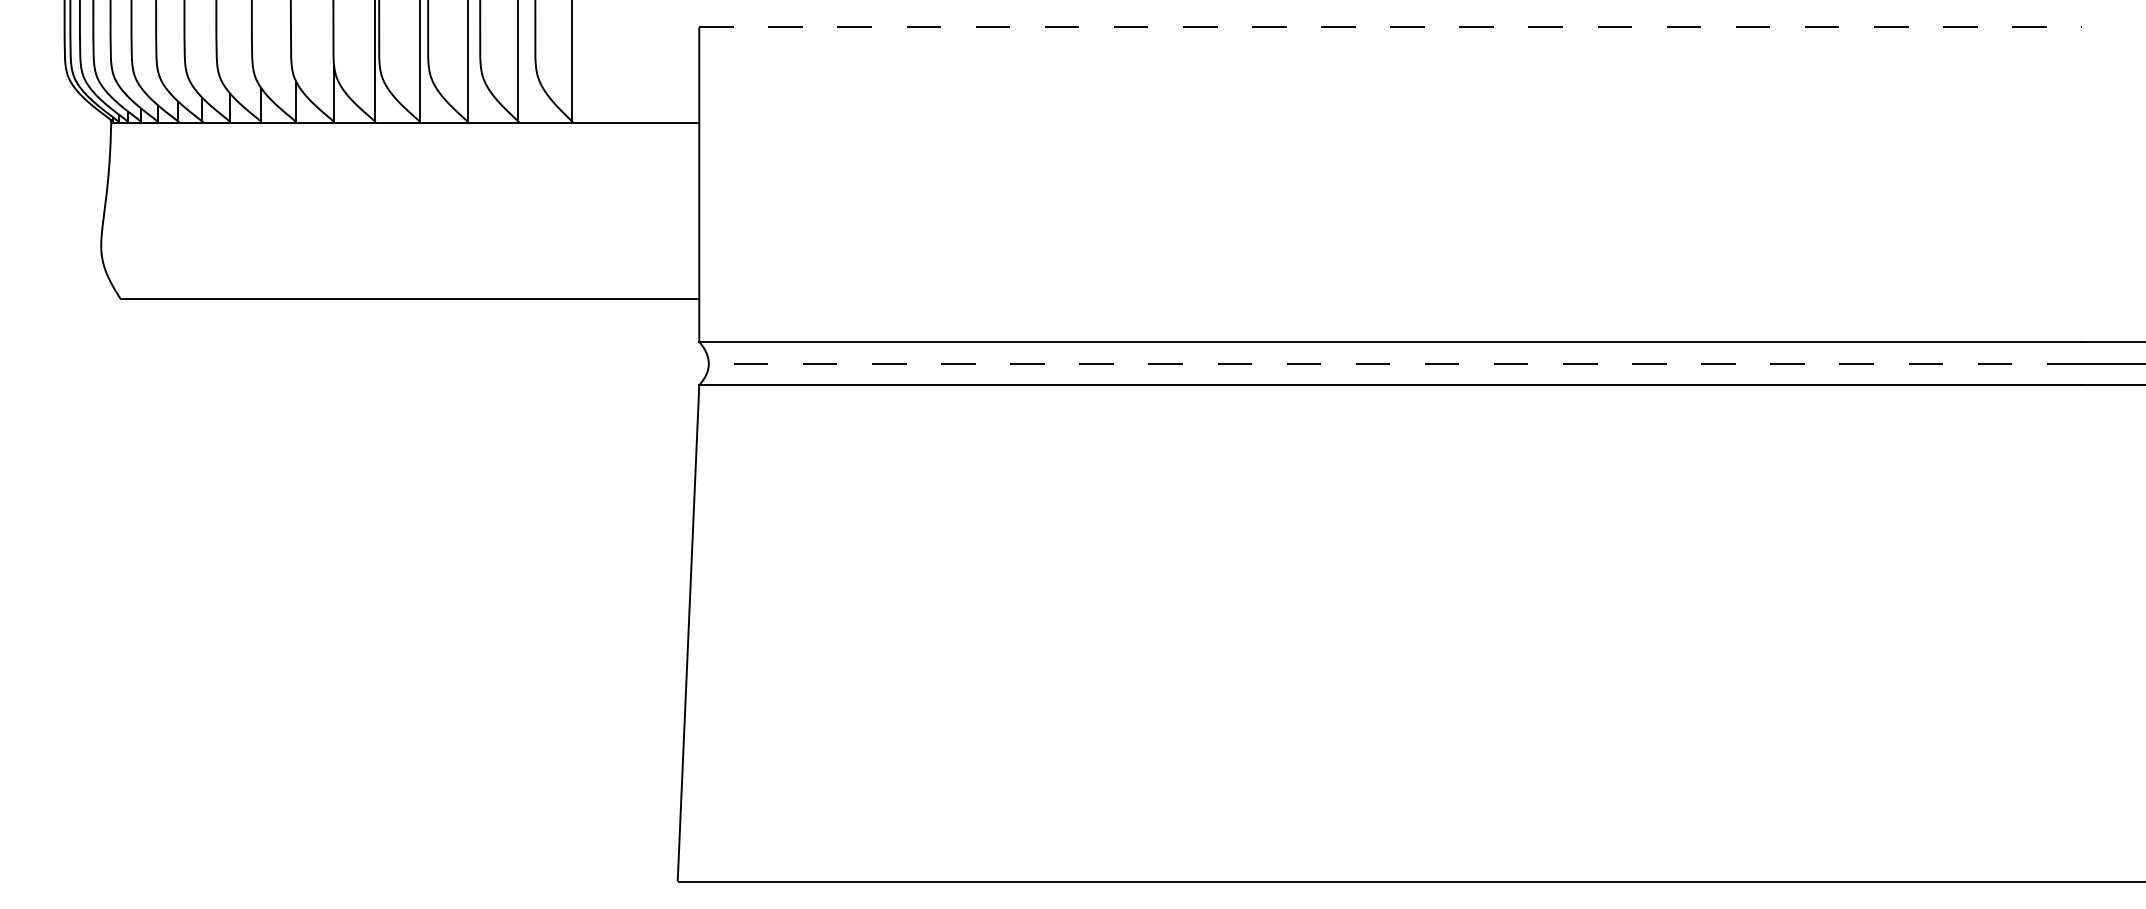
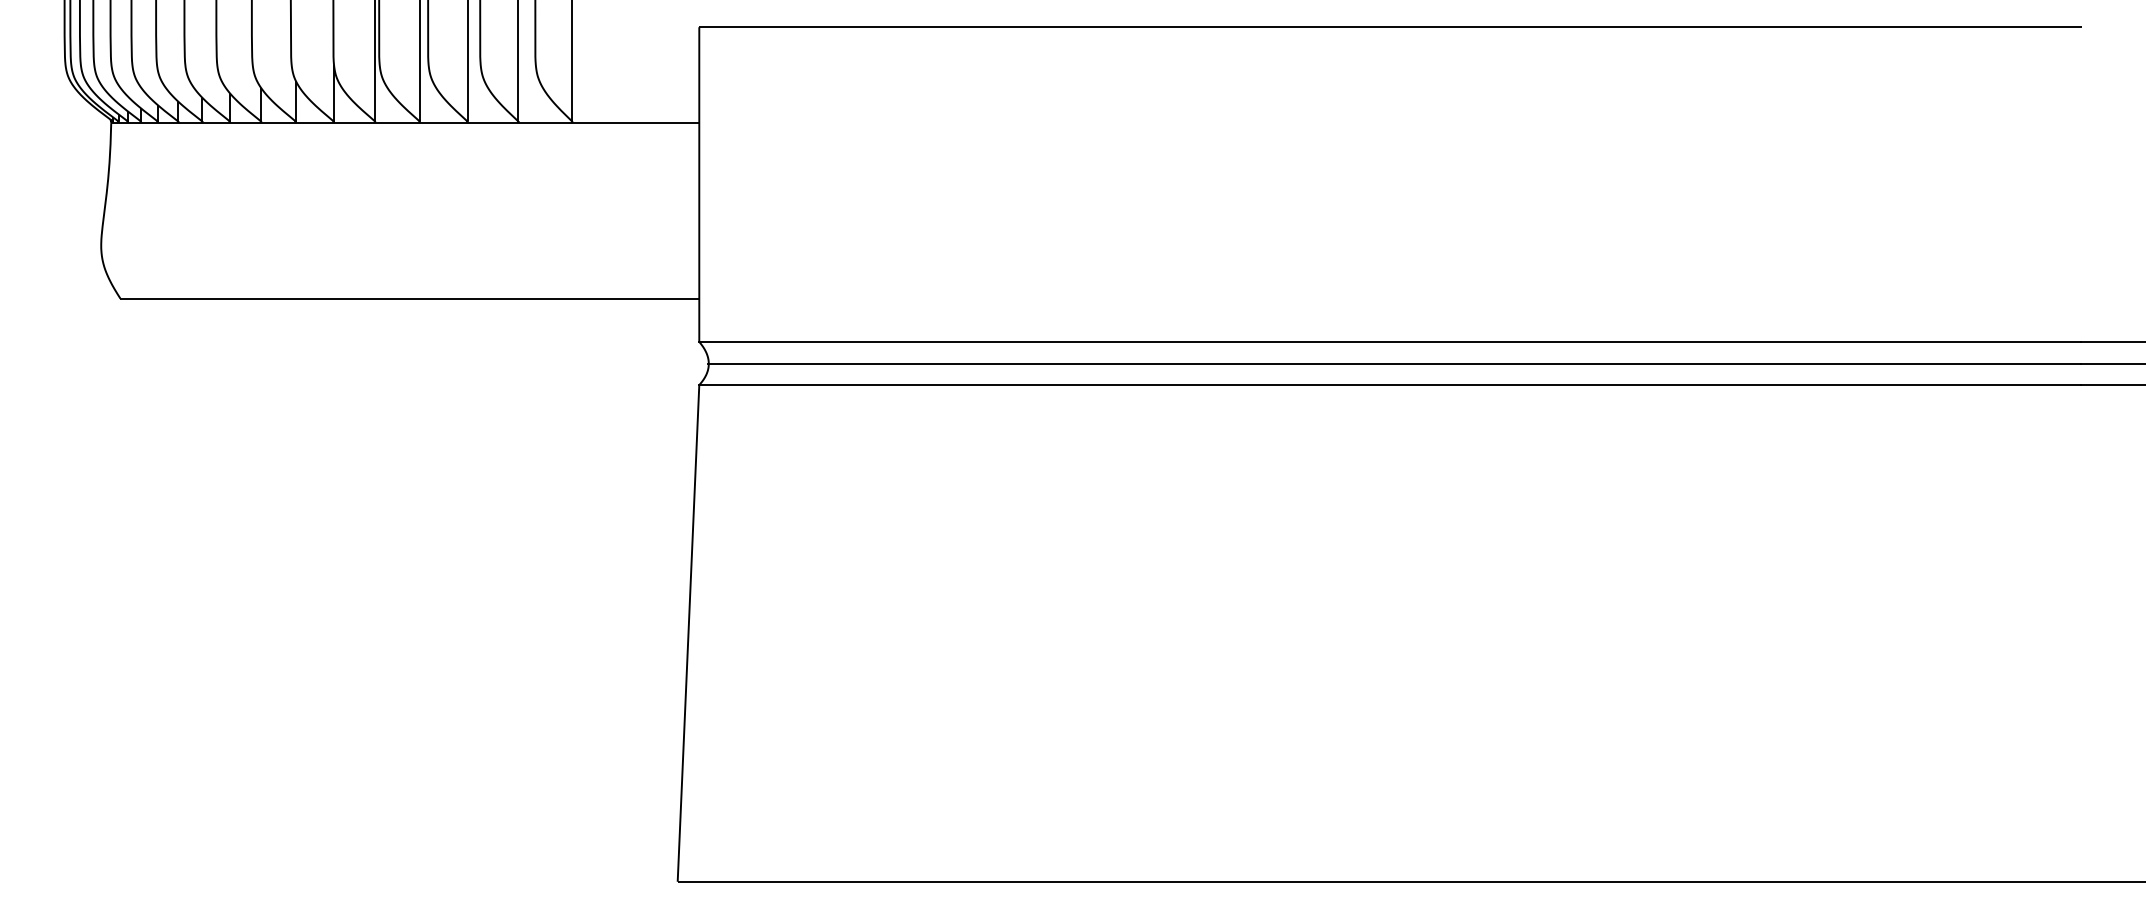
line: dashed -> solid (1391, 27)
line: dashed -> solid (1394, 363)
